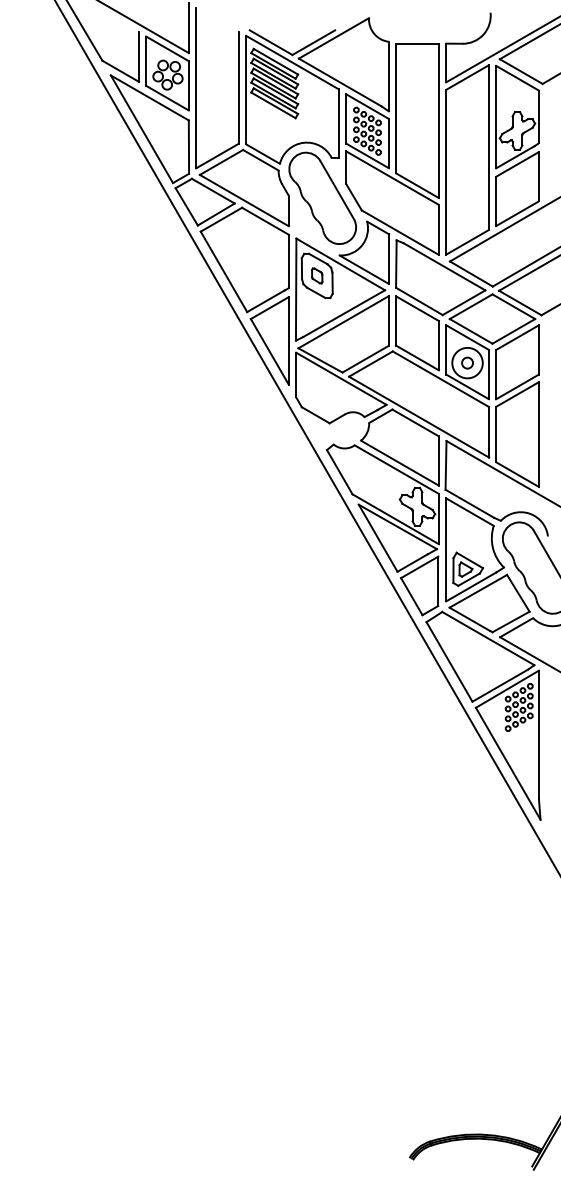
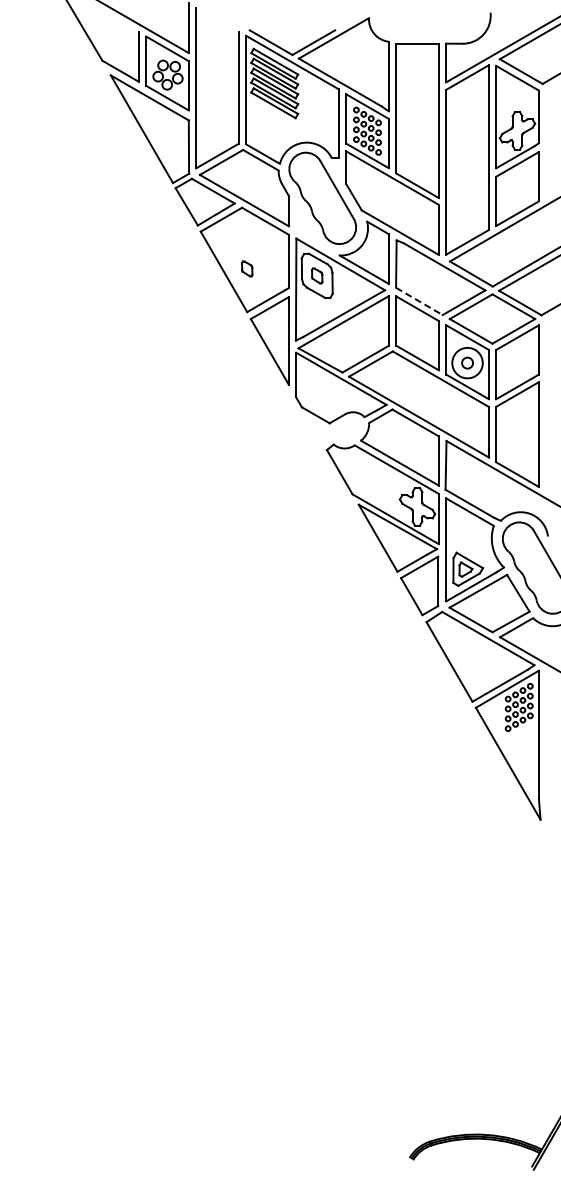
part: none -> present (247, 268)
line: solid -> dashed (419, 301)
line: present -> none (306, 436)
